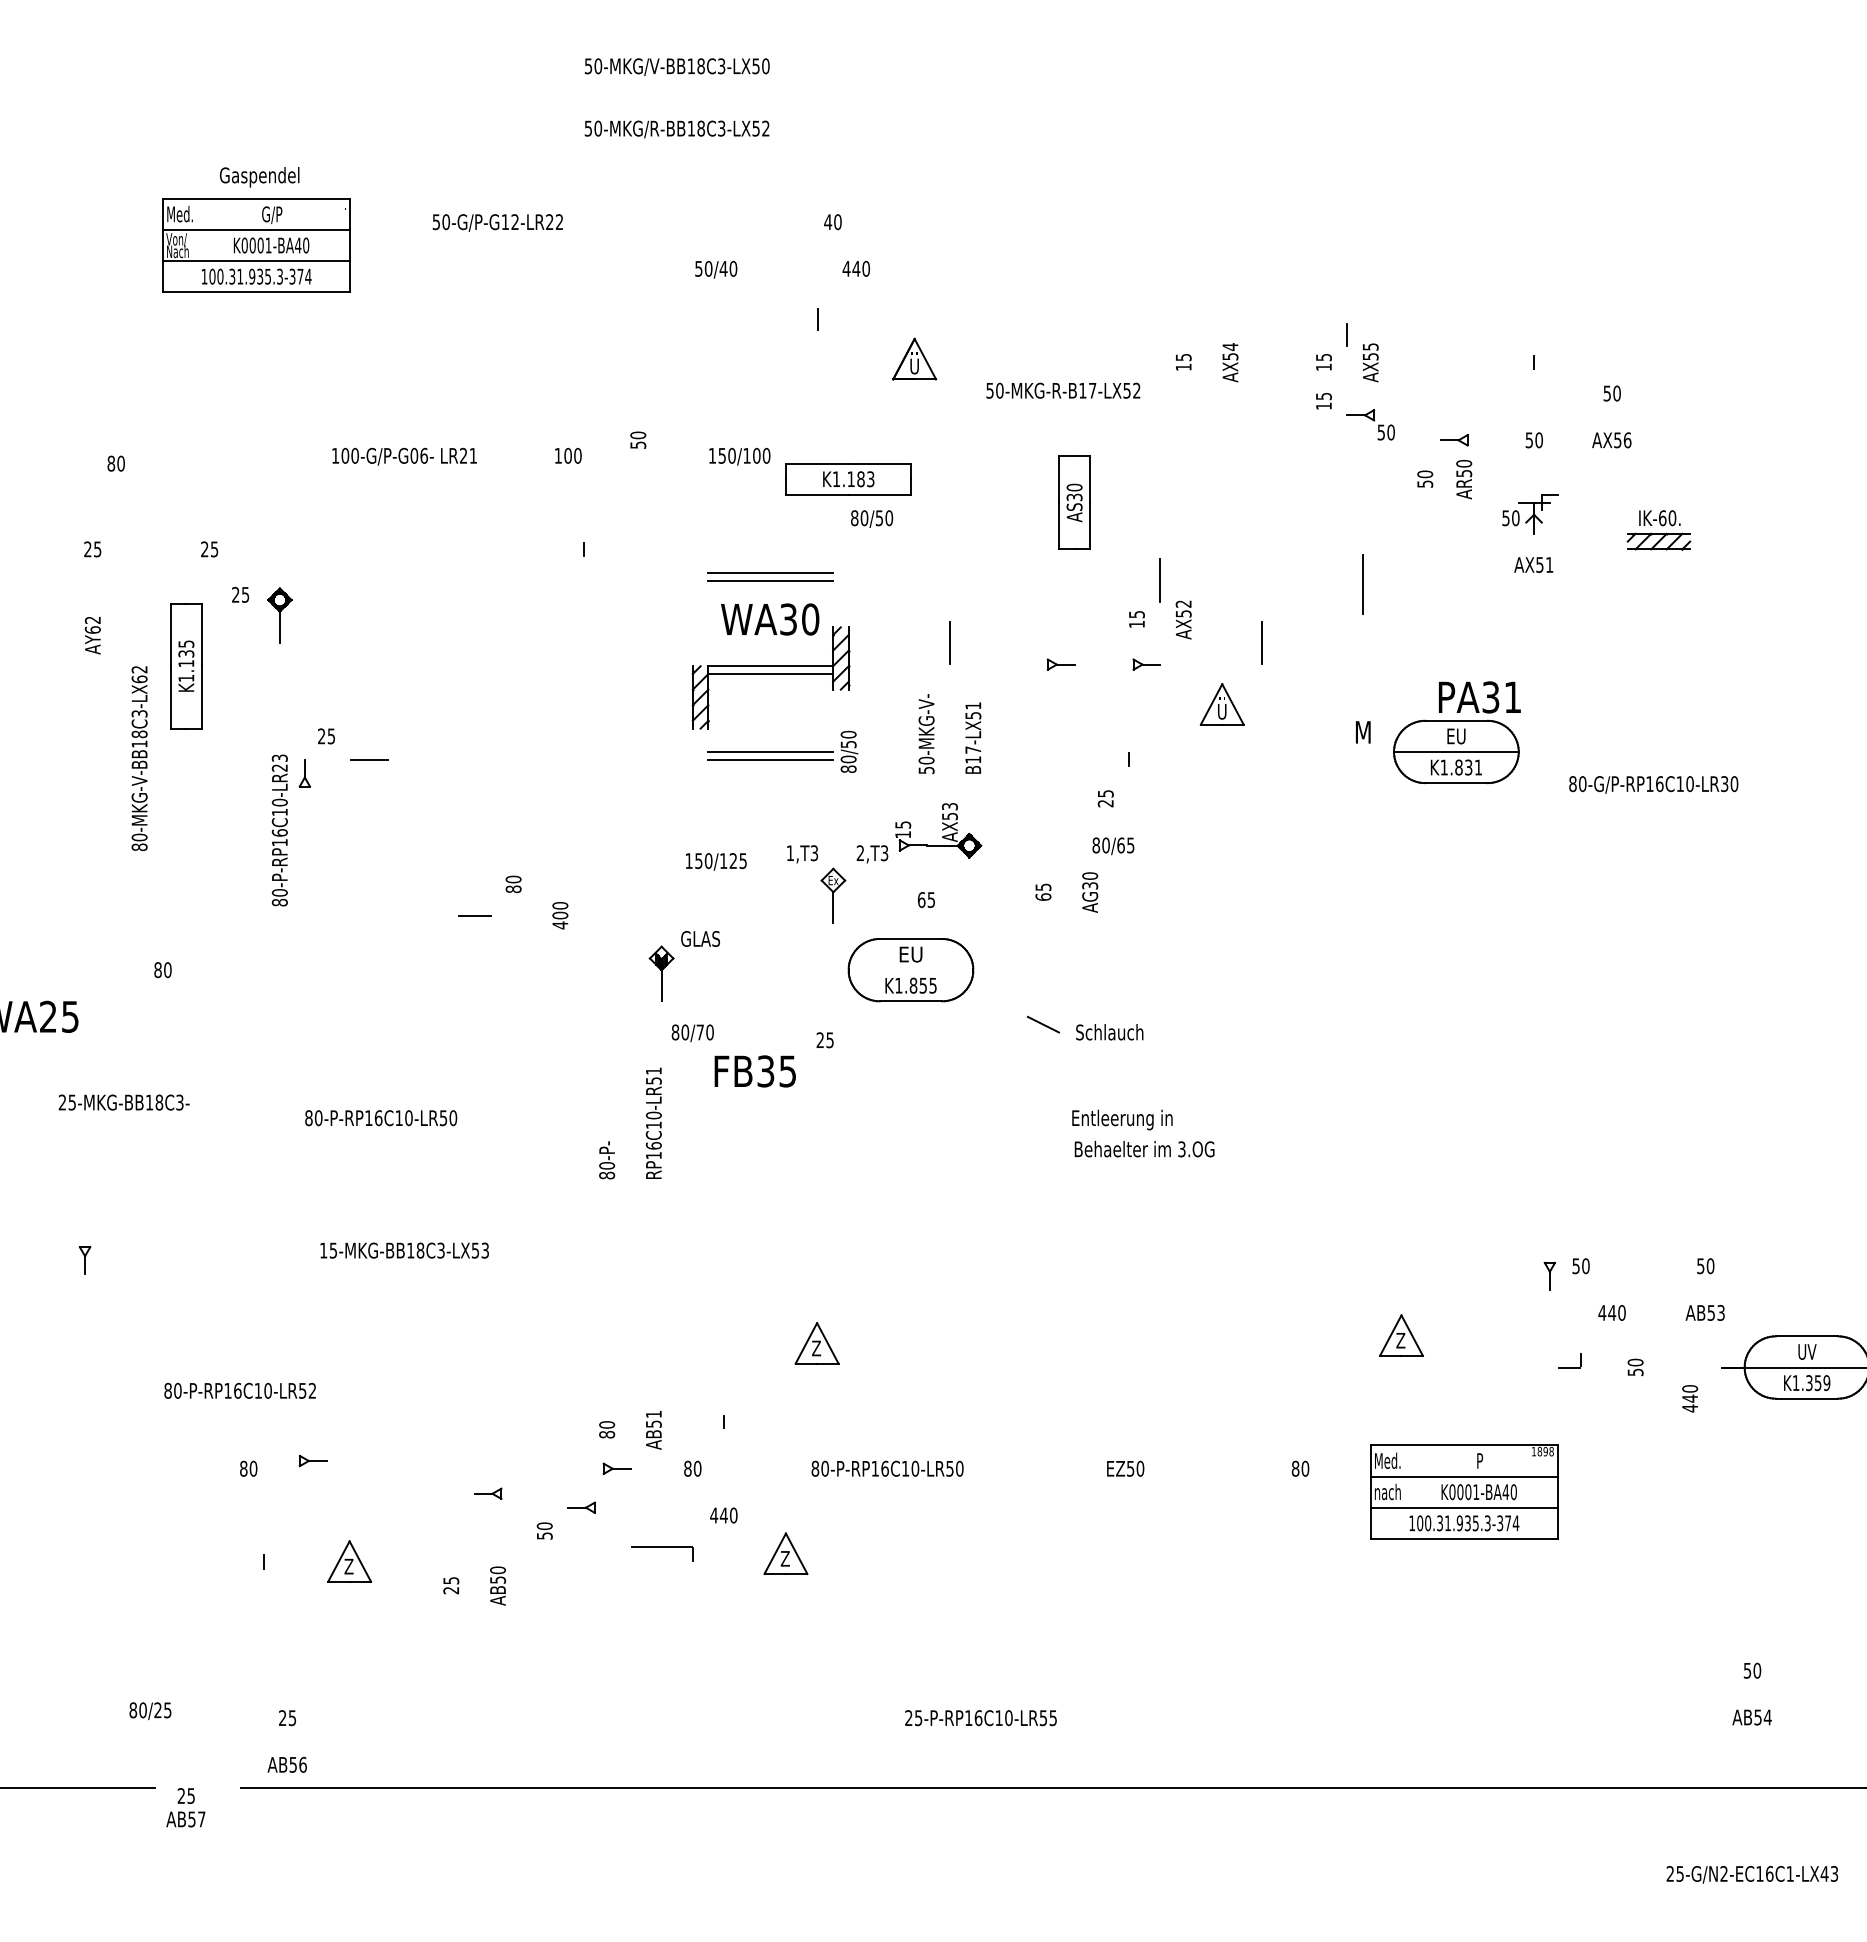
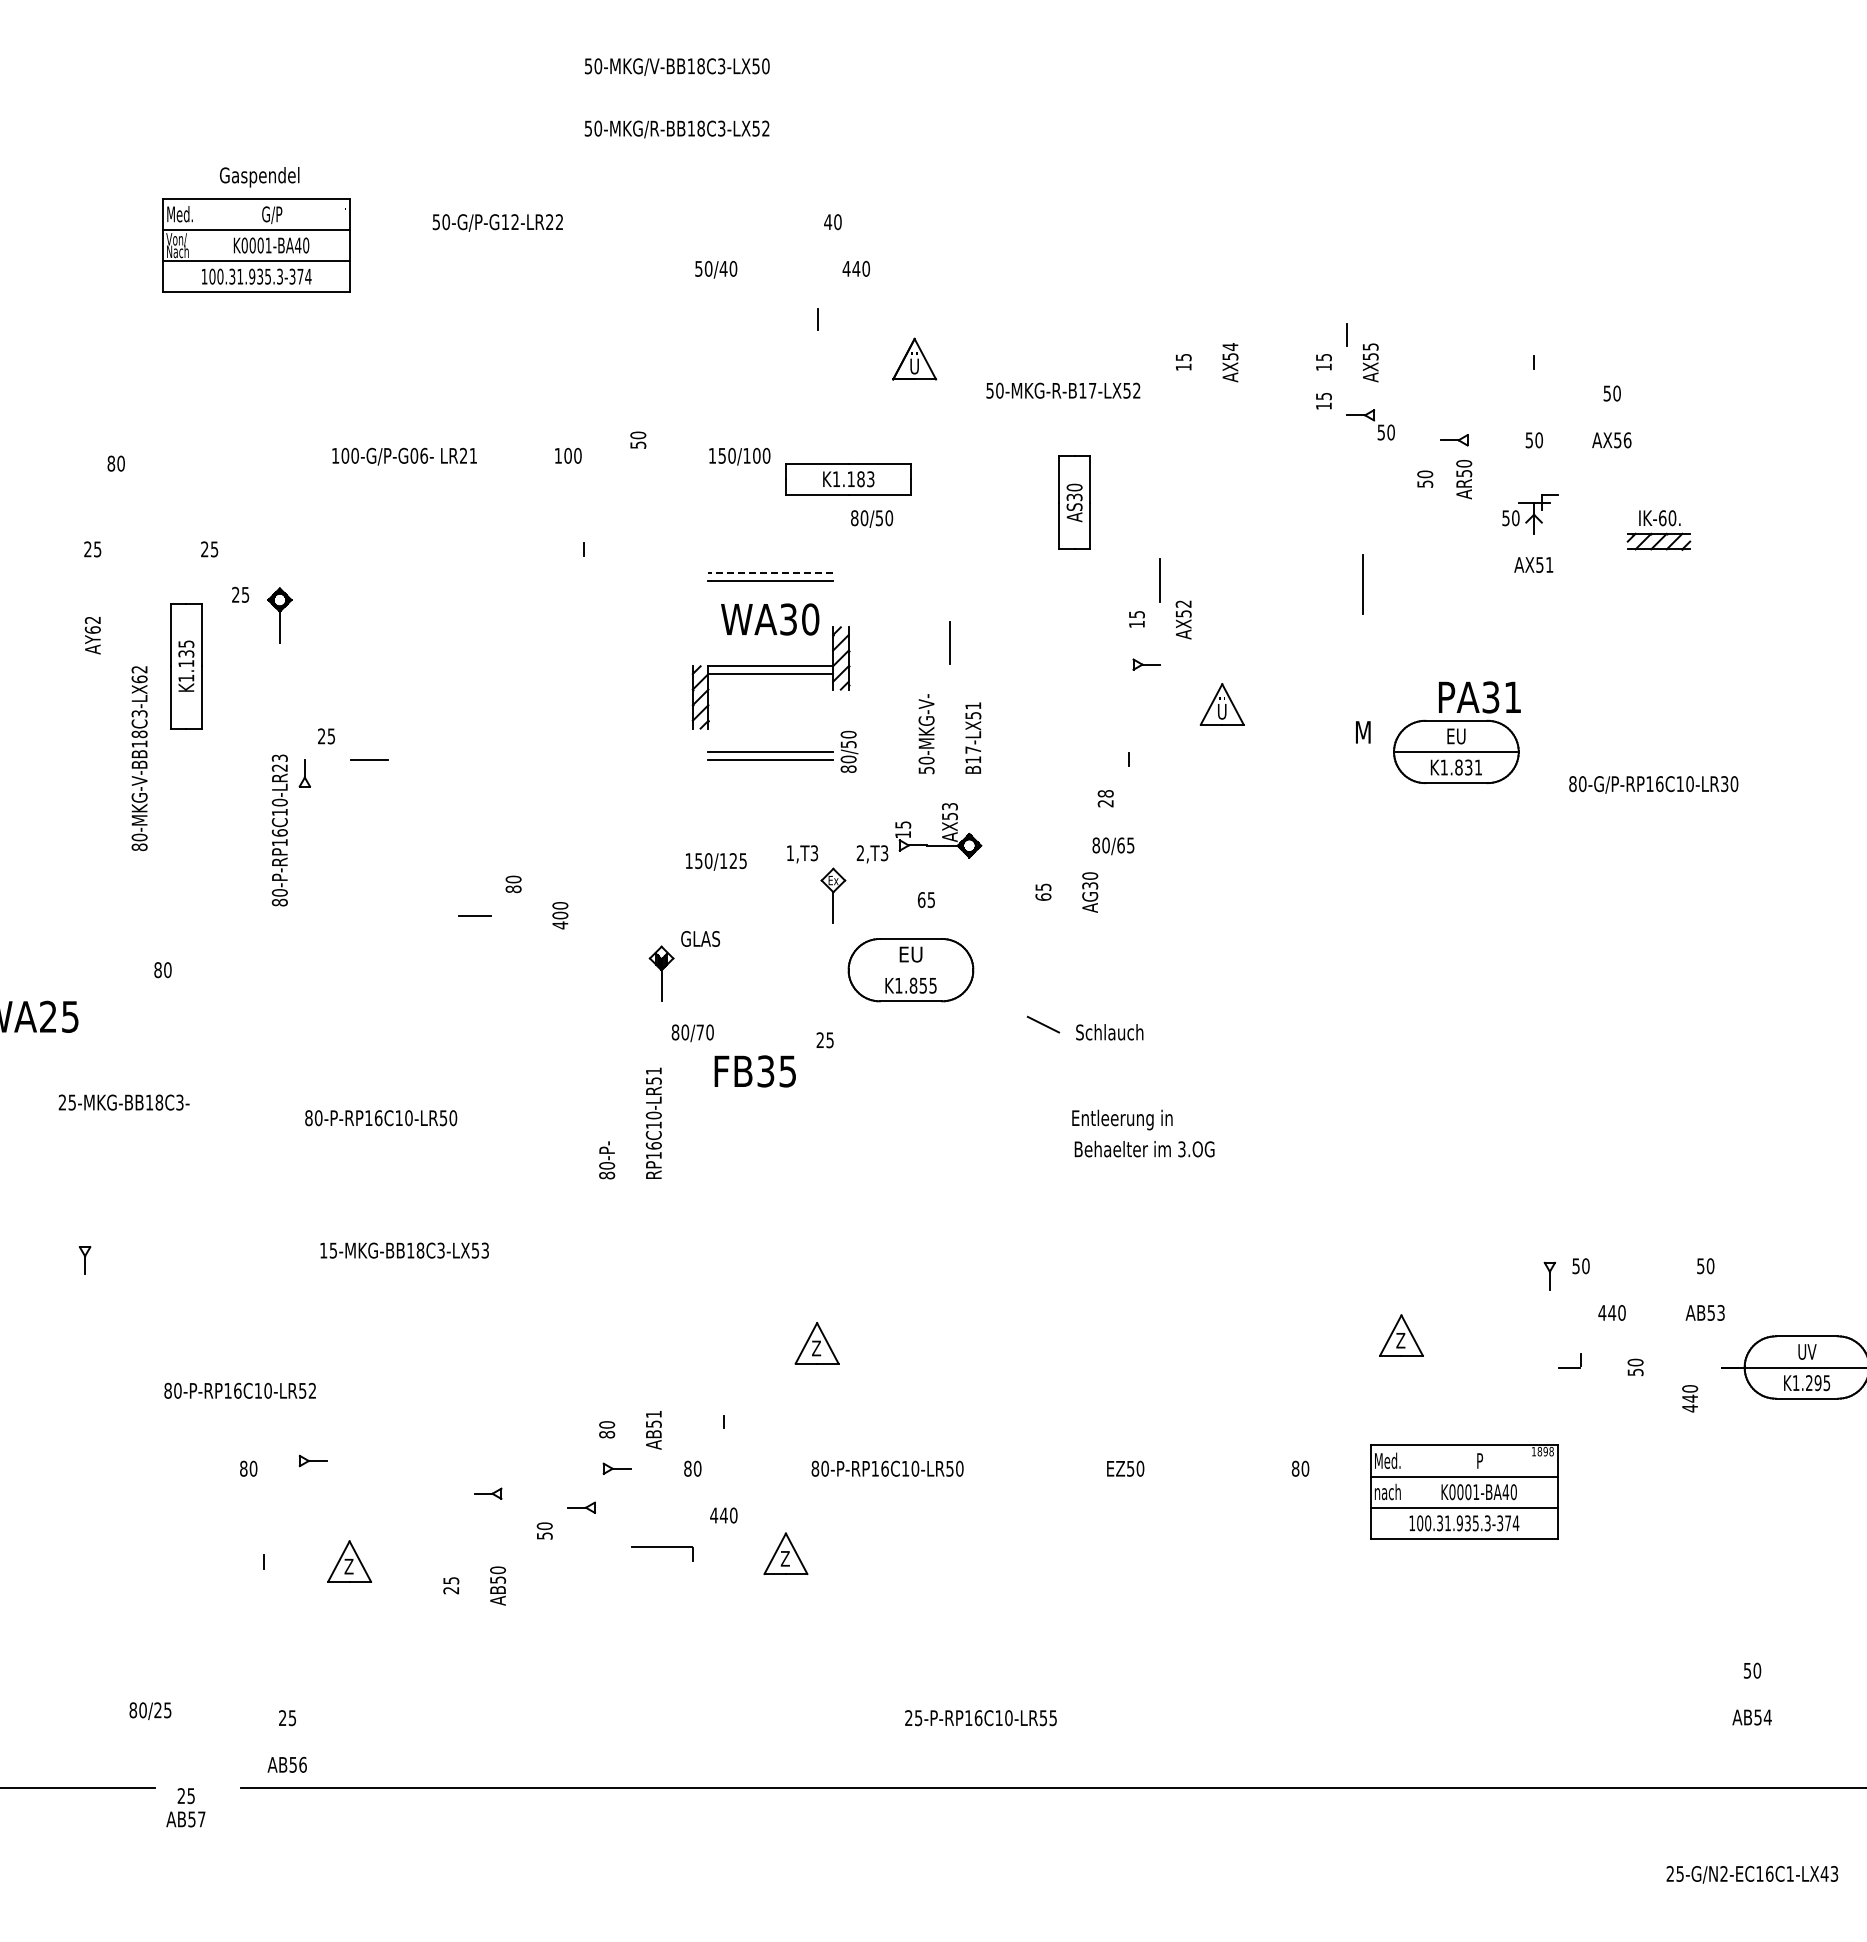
line: solid -> dashed (770, 572)
line: present -> none (1261, 642)
part: present -> none (1060, 664)
text: 25 -> 28 (1105, 793)
text: K1.359 -> K1.295 (1818, 1383)
